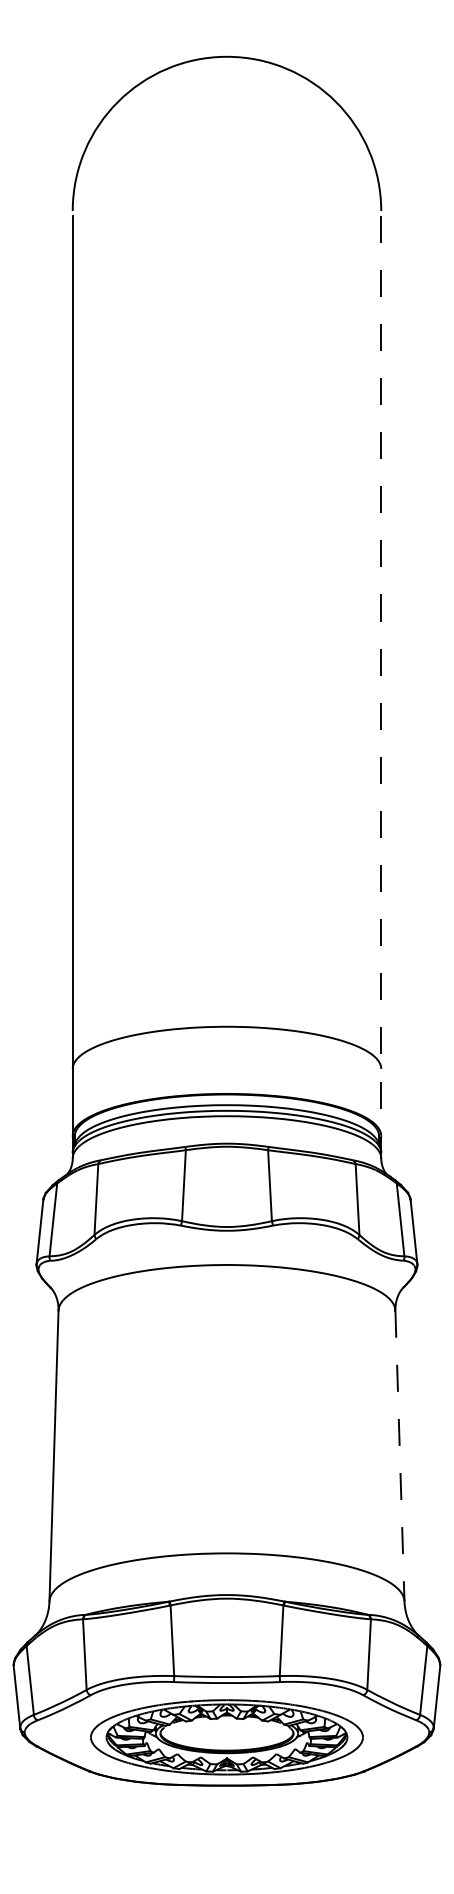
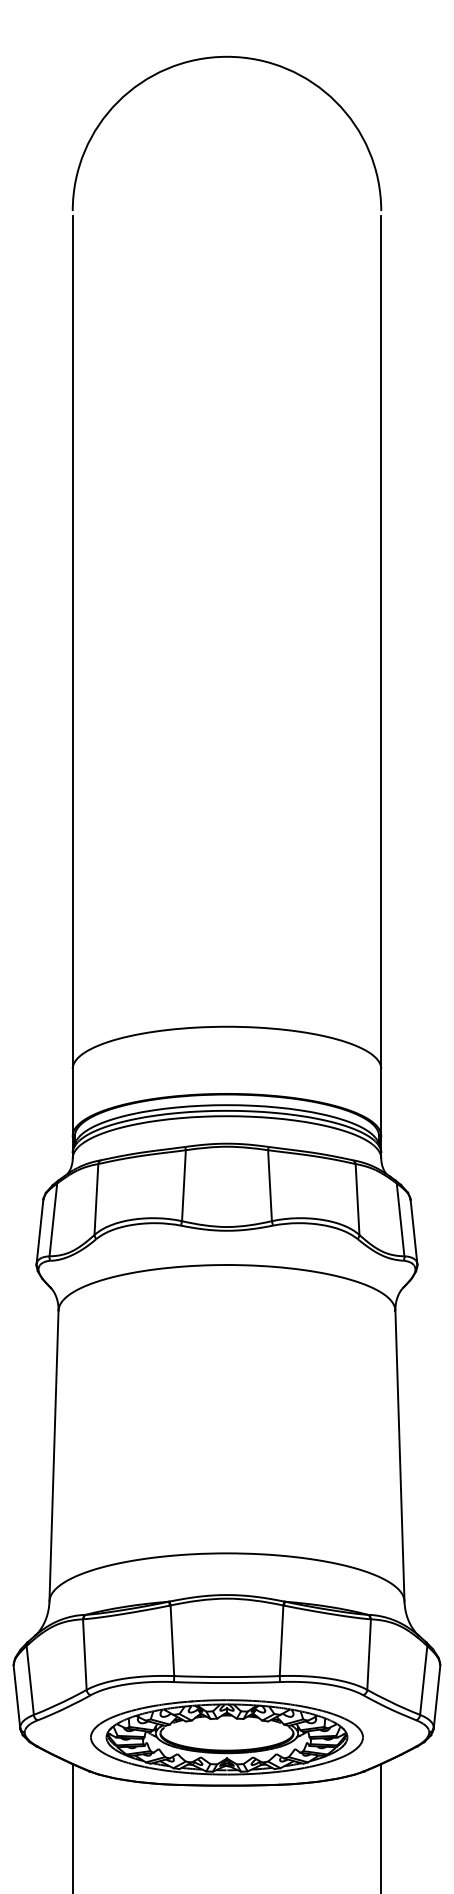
line: dashed -> solid (381, 676)
line: dashed -> solid (399, 1456)
line: none -> present (72, 1827)
line: none -> present (381, 1827)
